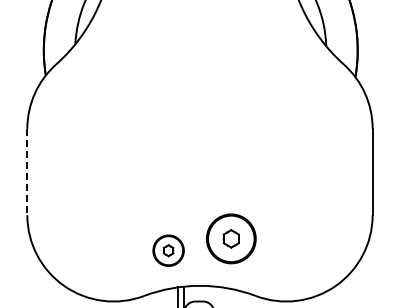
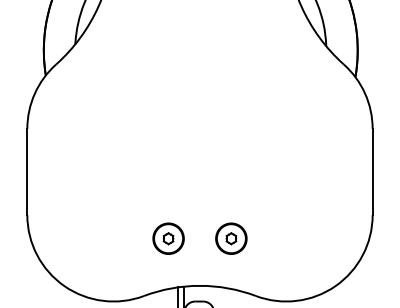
line: dashed -> solid (27, 172)
part size: 51x52 px -> 33x33 px (231, 238)
part position: (168, 250) -> (168, 238) (168, 238)
